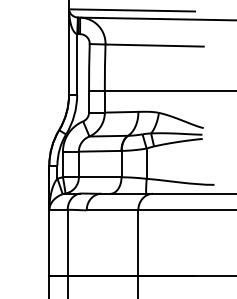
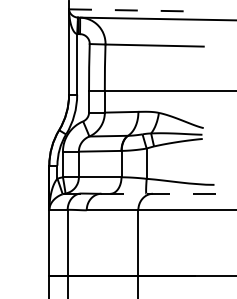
line: solid -> dashed (132, 10)
line: solid -> dashed (169, 193)
